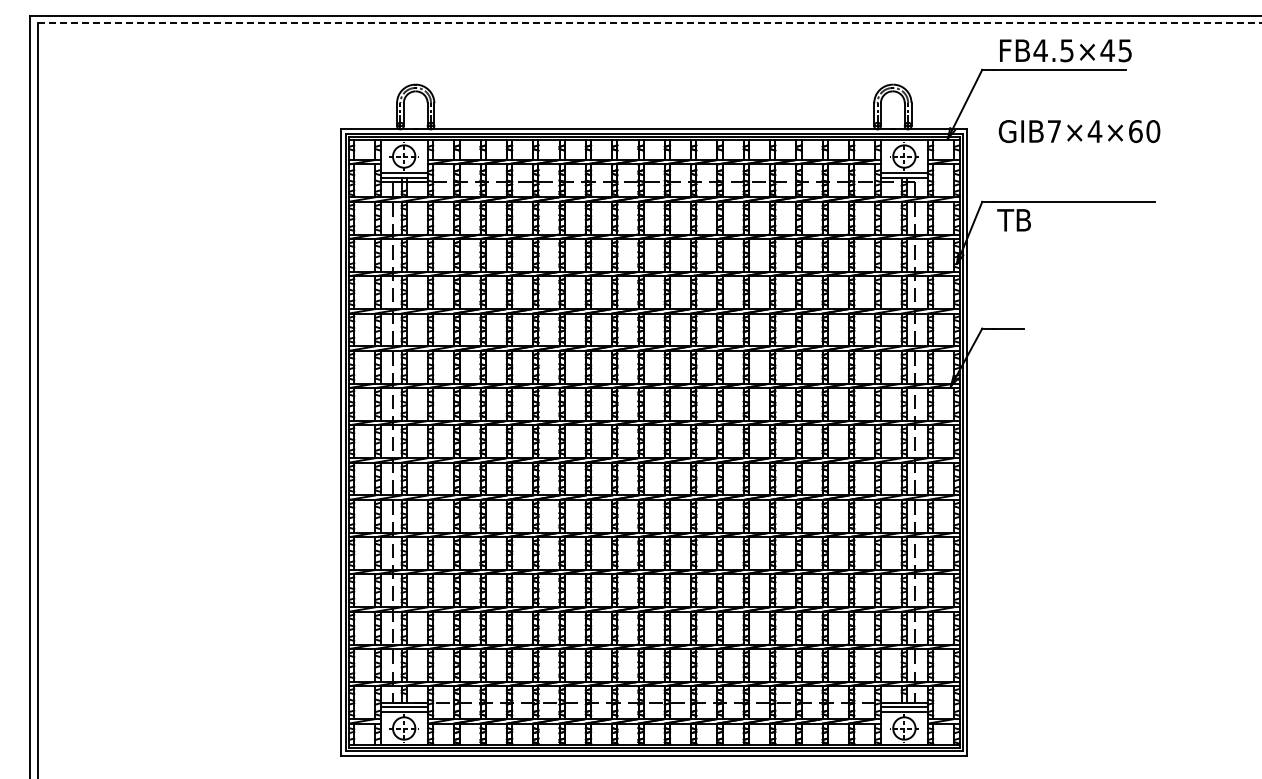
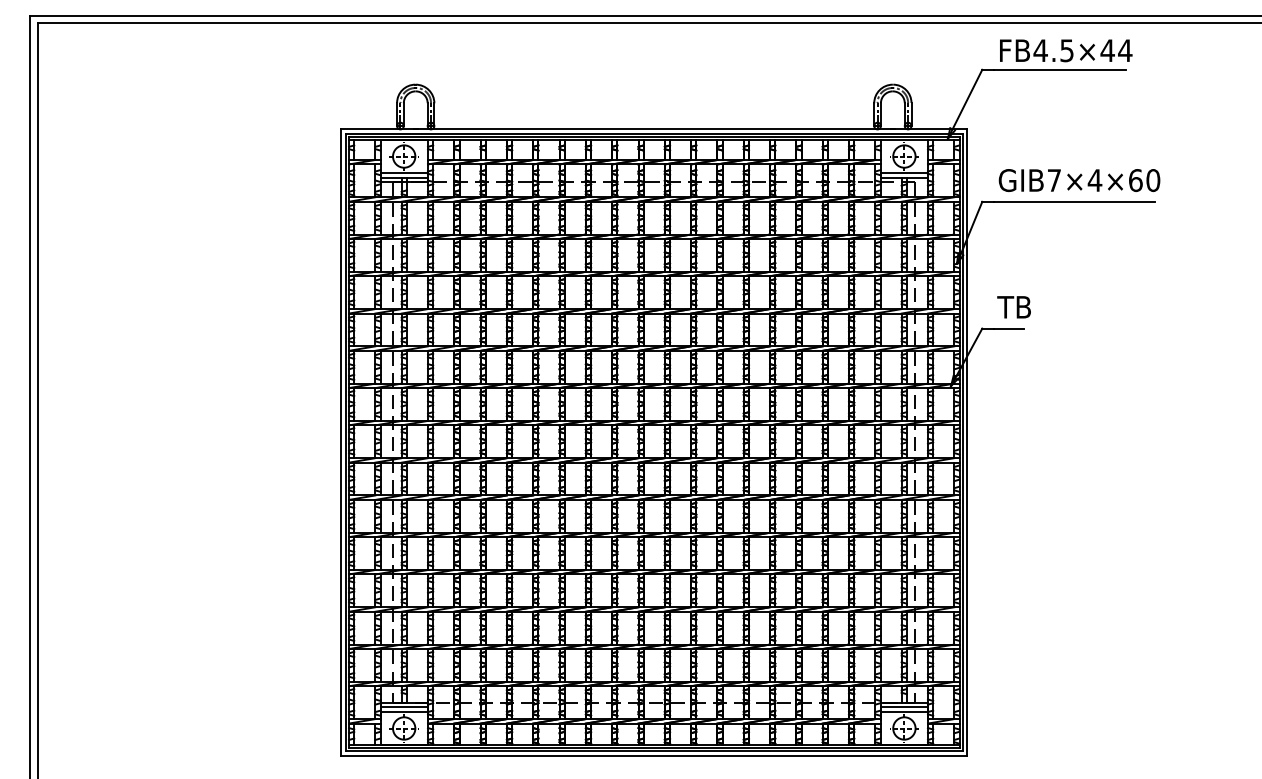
line: dashed -> solid (649, 23)
text: FB4.5×45 -> FB4.5×44 (1125, 50)
text position: (1079, 131) -> (1079, 180) (1079, 180)
text position: (1013, 220) -> (1013, 307) (1013, 307)
